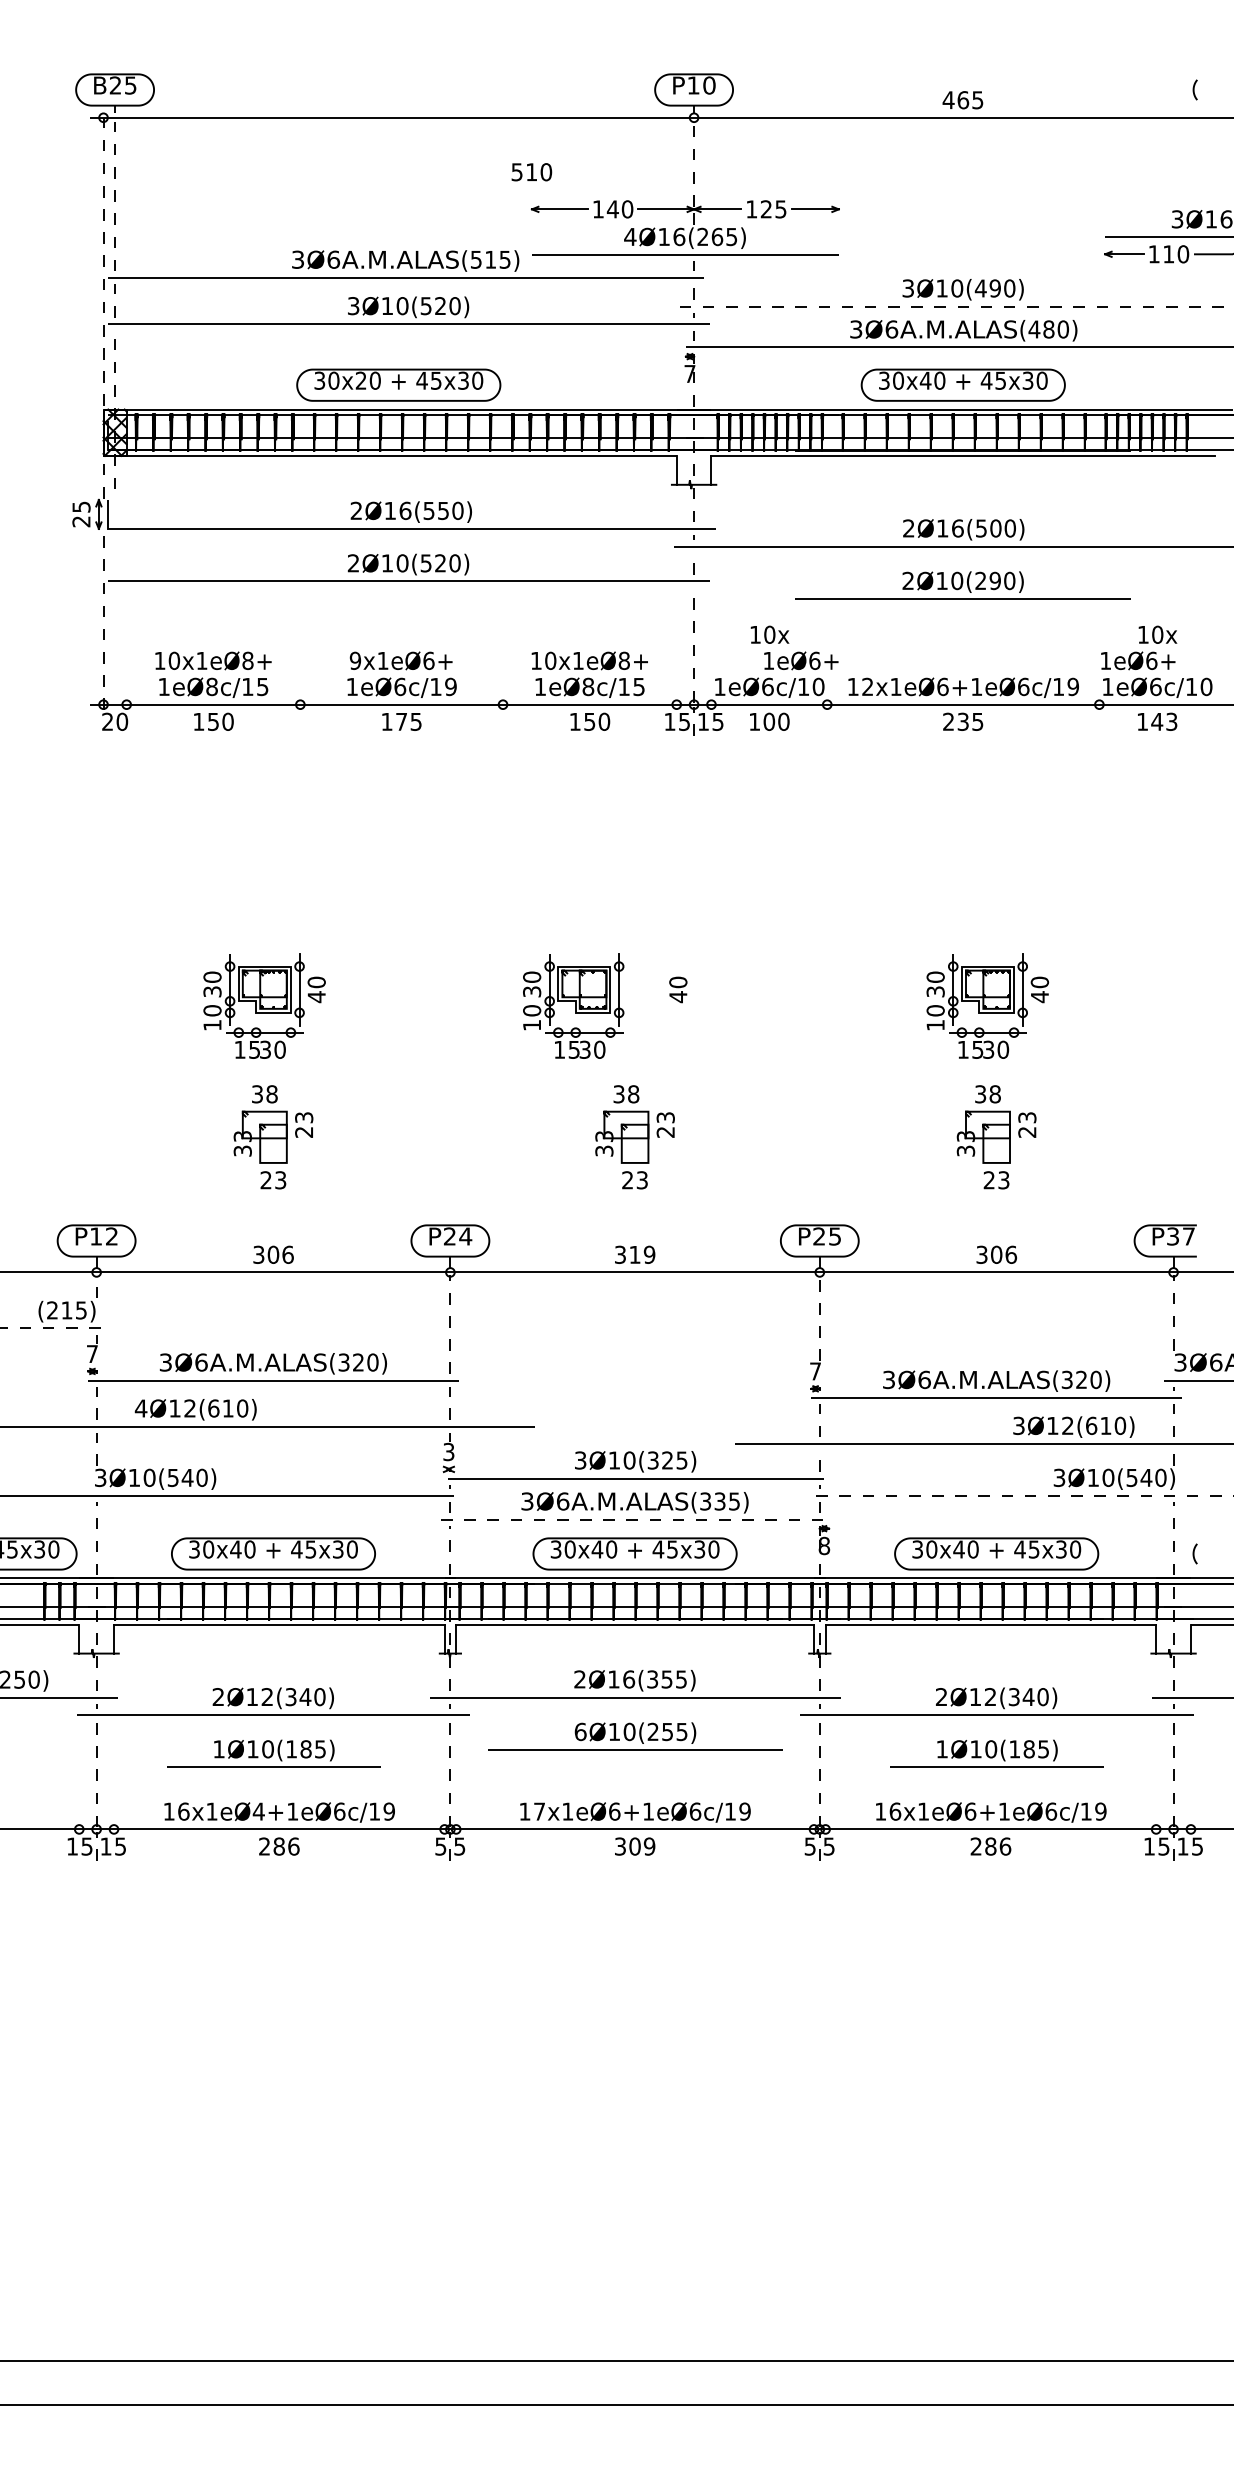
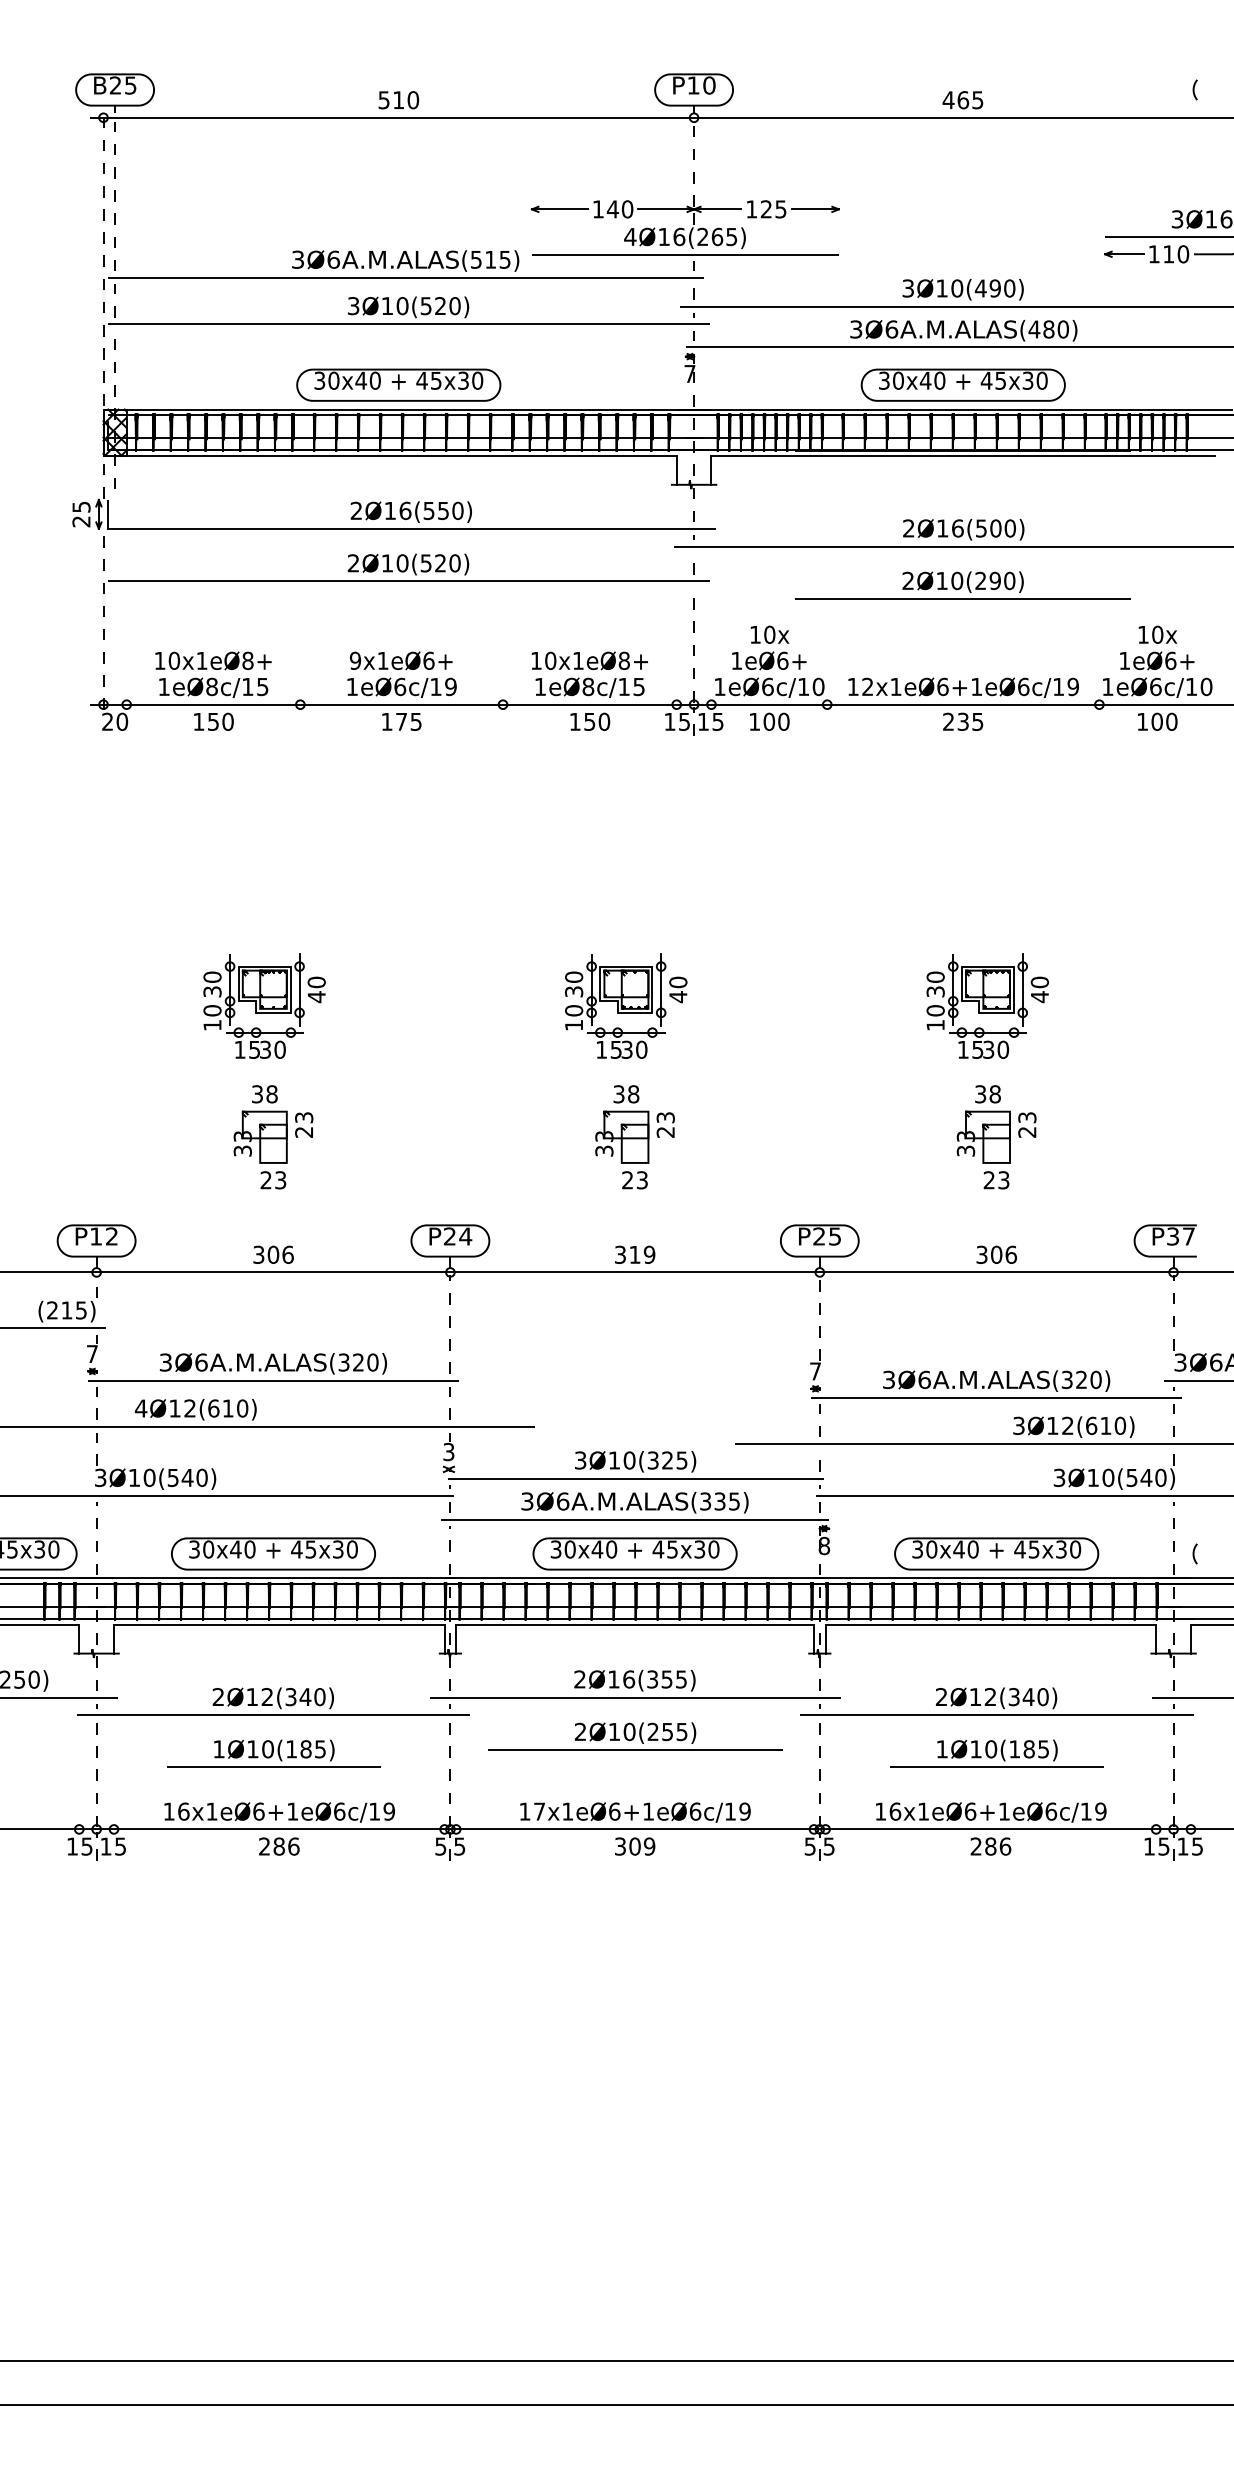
text position: (531, 172) -> (398, 100) (398, 100)
line: dashed -> solid (956, 306)
text: 30x20 -> 30x40 (360, 380)
text position: (801, 660) -> (769, 660) (769, 660)
text position: (1138, 660) -> (1157, 660) (1157, 660)
text: 143 -> 100 (1164, 721)
part position: (573, 1005) -> (615, 1005) (615, 1005)
line: dashed -> solid (53, 1328)
line: dashed -> solid (1025, 1495)
line: dashed -> solid (635, 1519)
text: 6Ø10 -> 2Ø10 (580, 1731)
text: 16x1eØ4+1eØ6c/19 -> 16x1eØ6+1eØ6c/19 (258, 1811)
